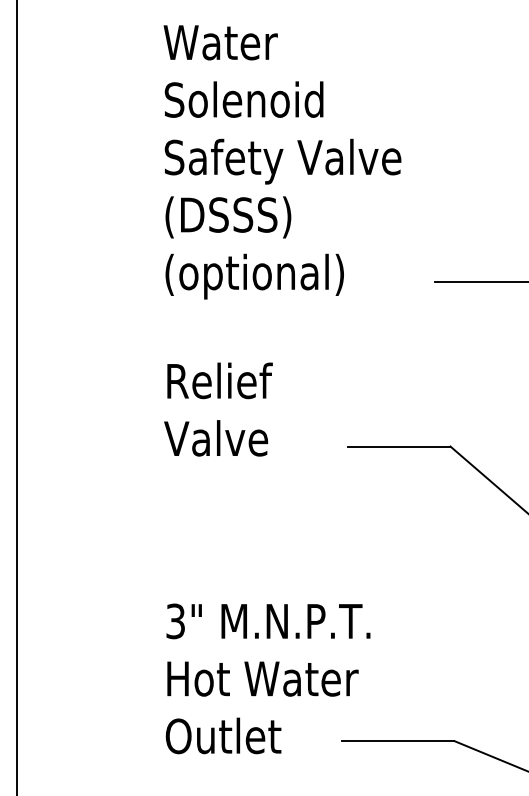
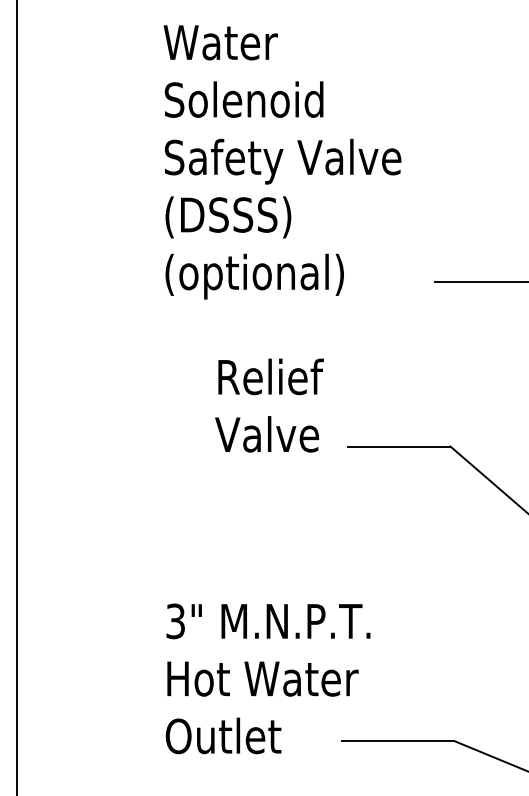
text position: (218, 409) -> (269, 405) (269, 405)
